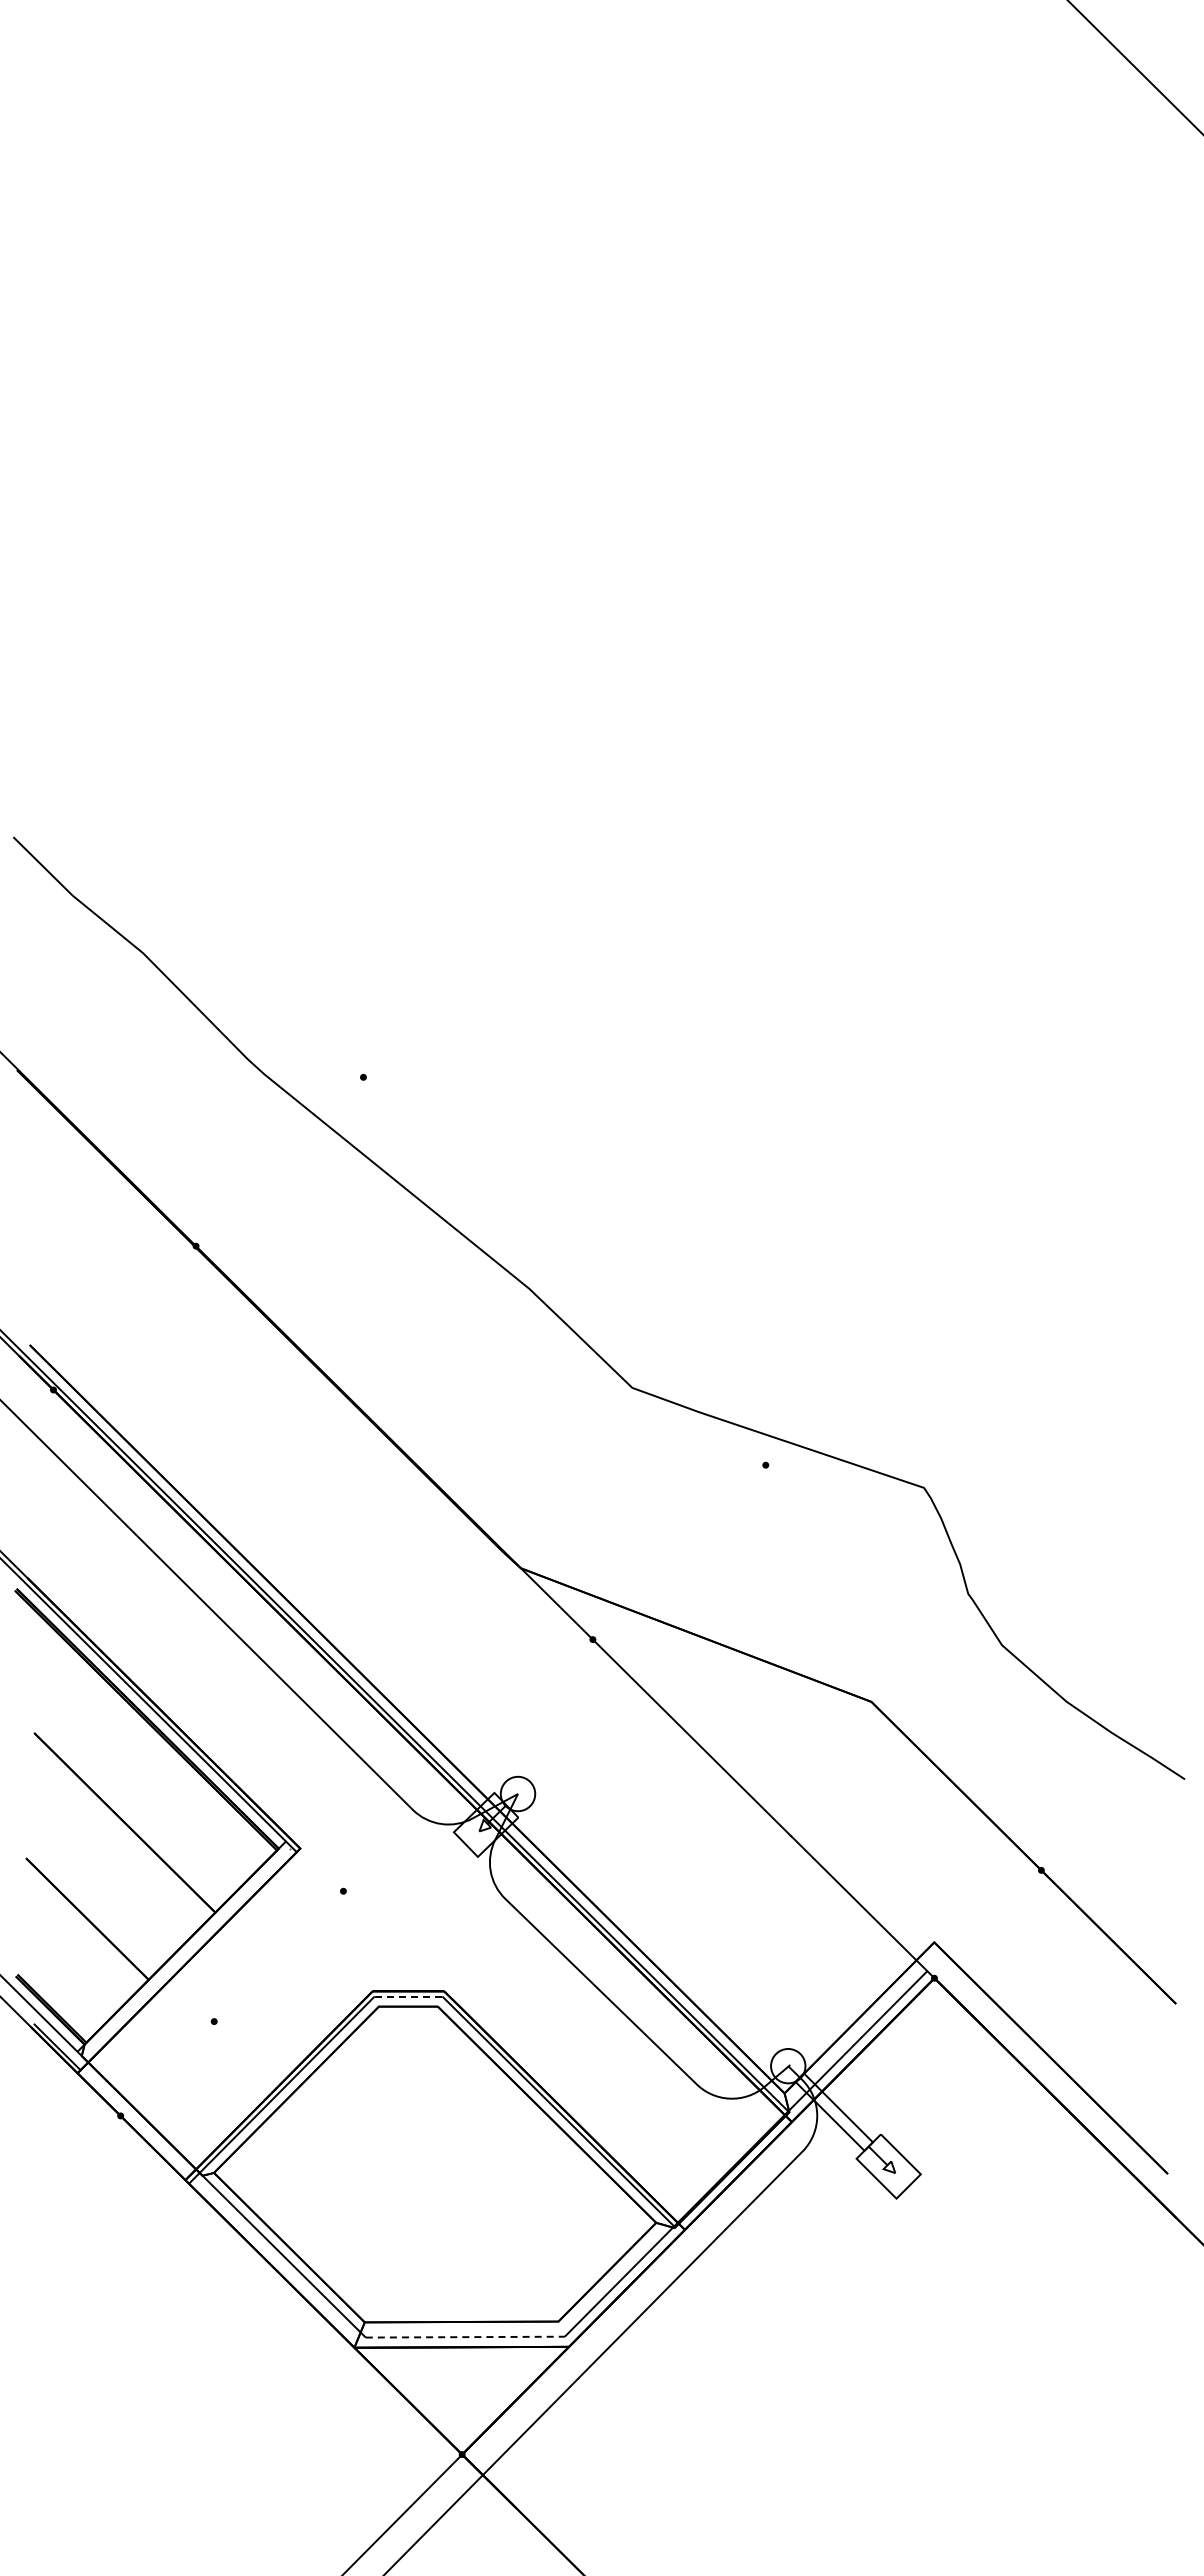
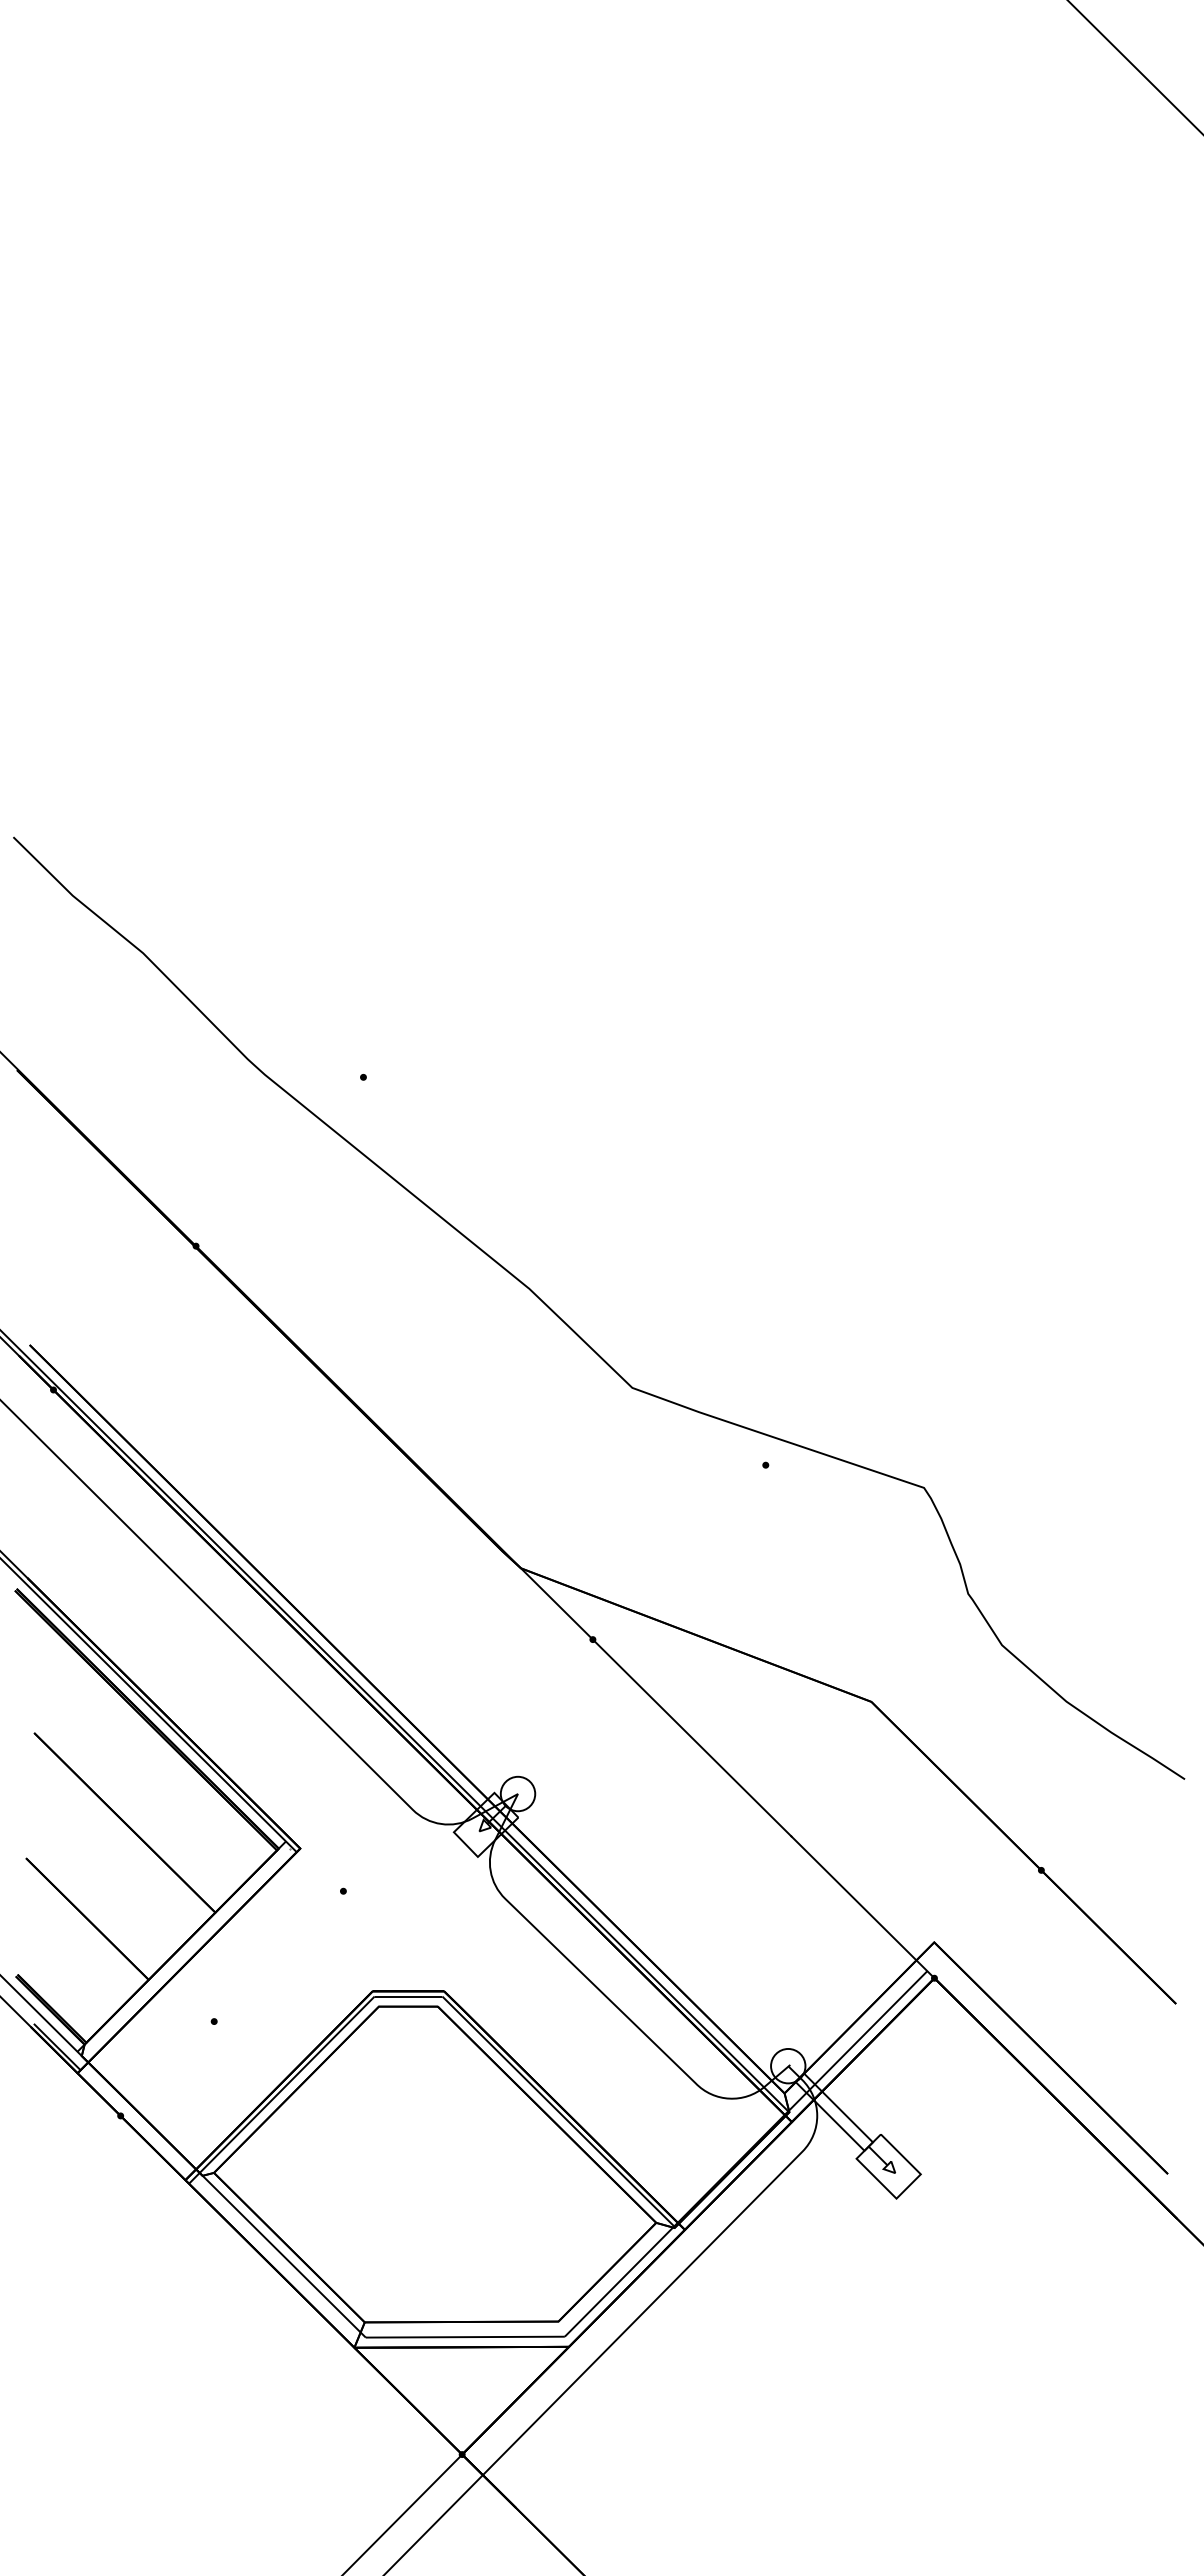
line: dashed -> solid (408, 1996)
line: dashed -> solid (465, 2337)
